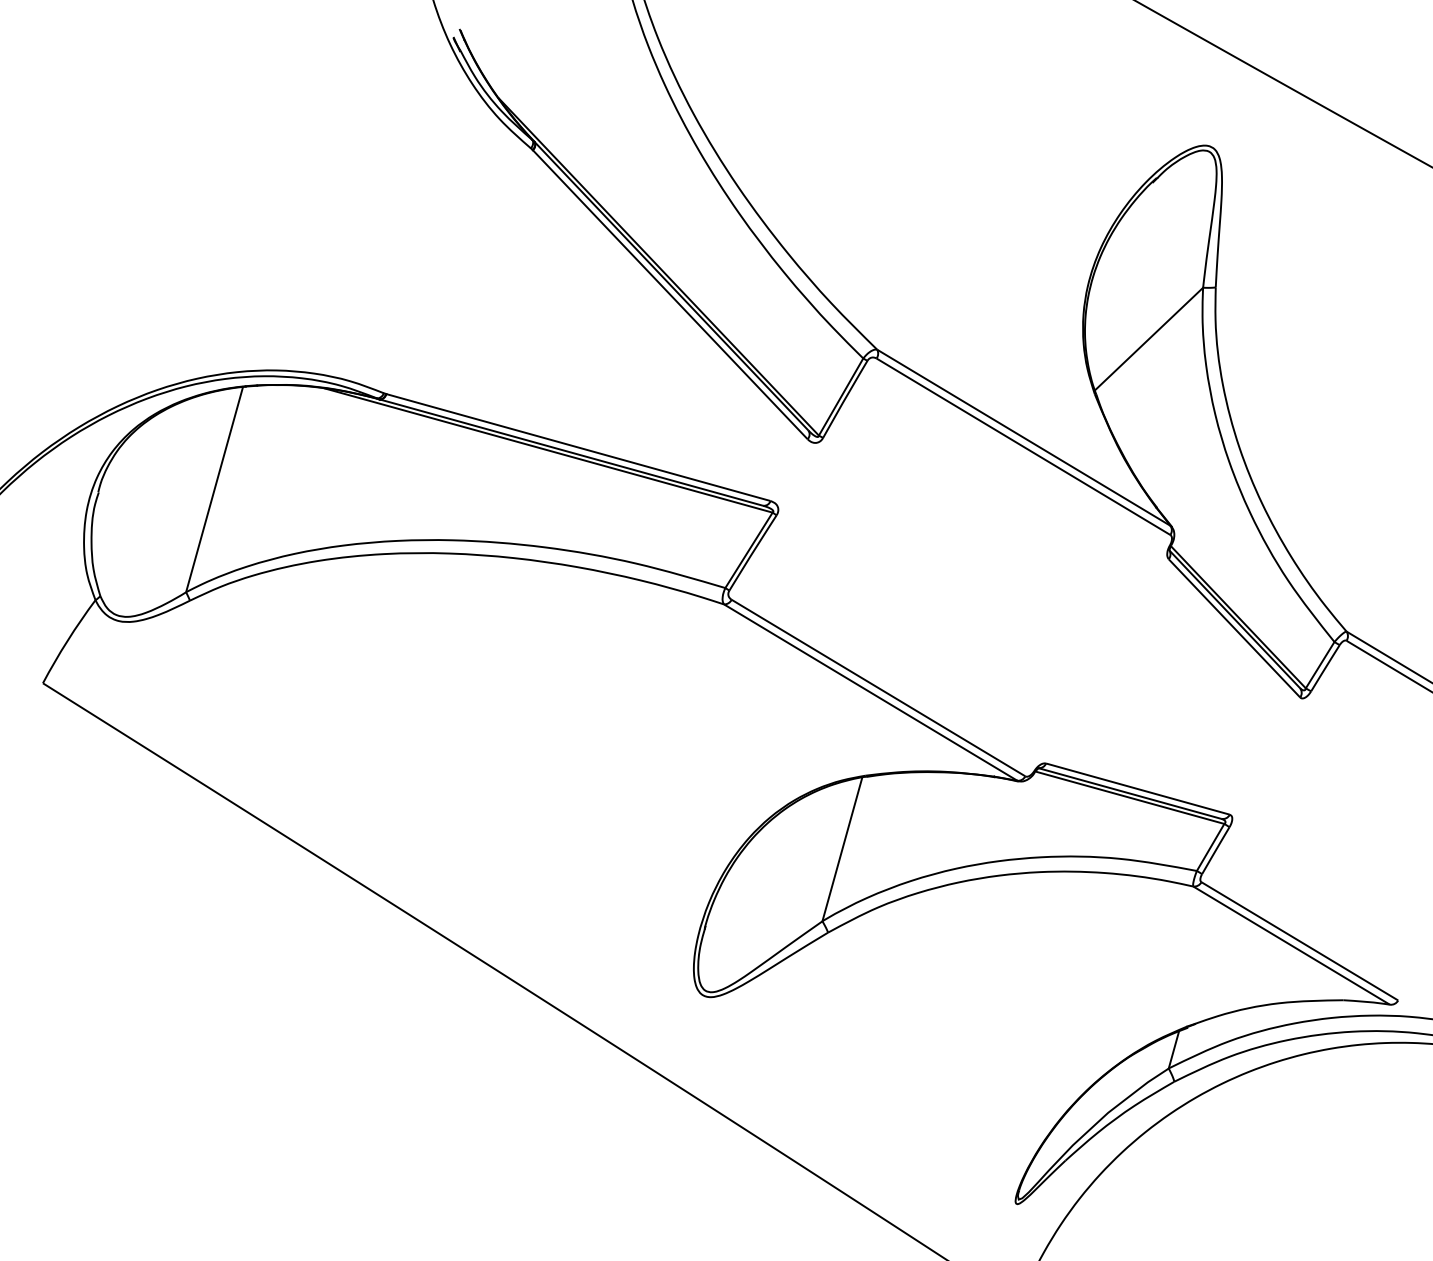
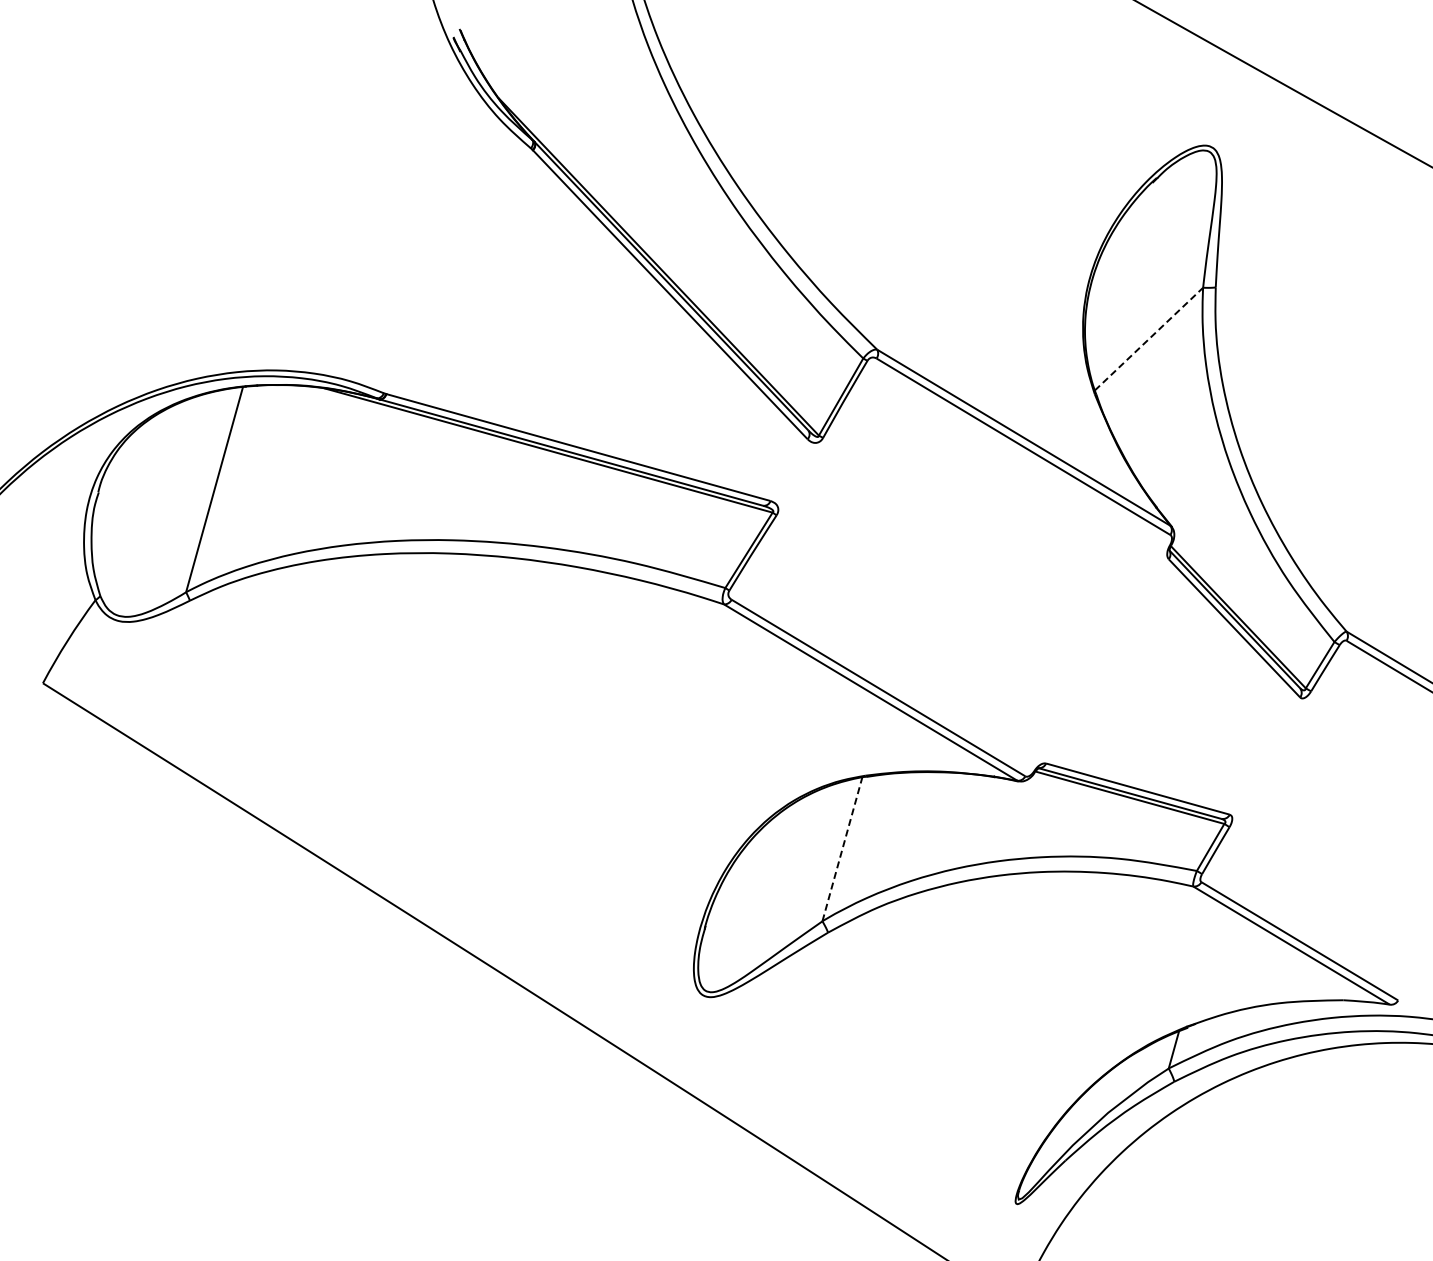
line: solid -> dashed (1148, 339)
line: solid -> dashed (842, 849)
